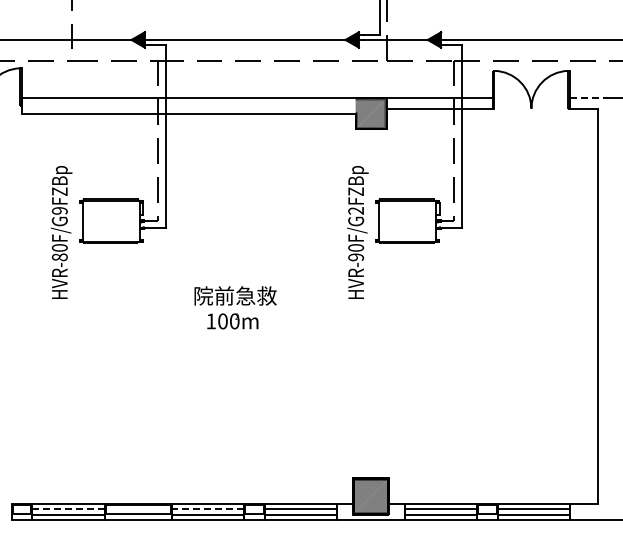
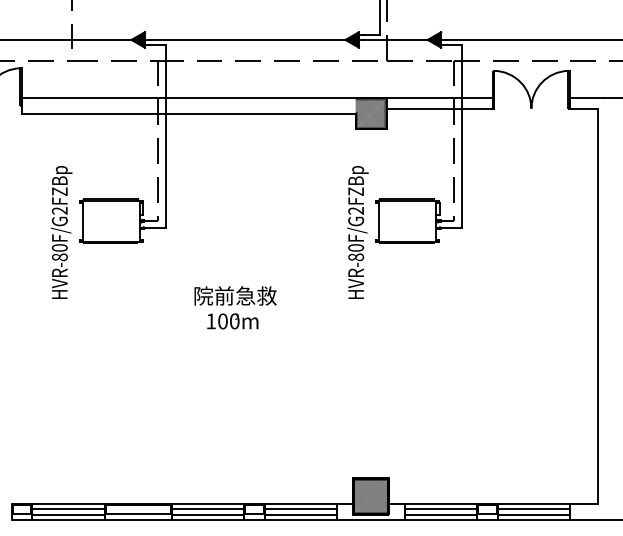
line: dashed -> solid (586, 98)
text: HVR-80F/G9FZBp -> HVR-80F/G2FZBp (59, 210)
text: HVR-90F/G2FZBp -> HVR-80F/G2FZBp (356, 257)
line: dashed -> solid (68, 509)
line: dashed -> solid (207, 509)
